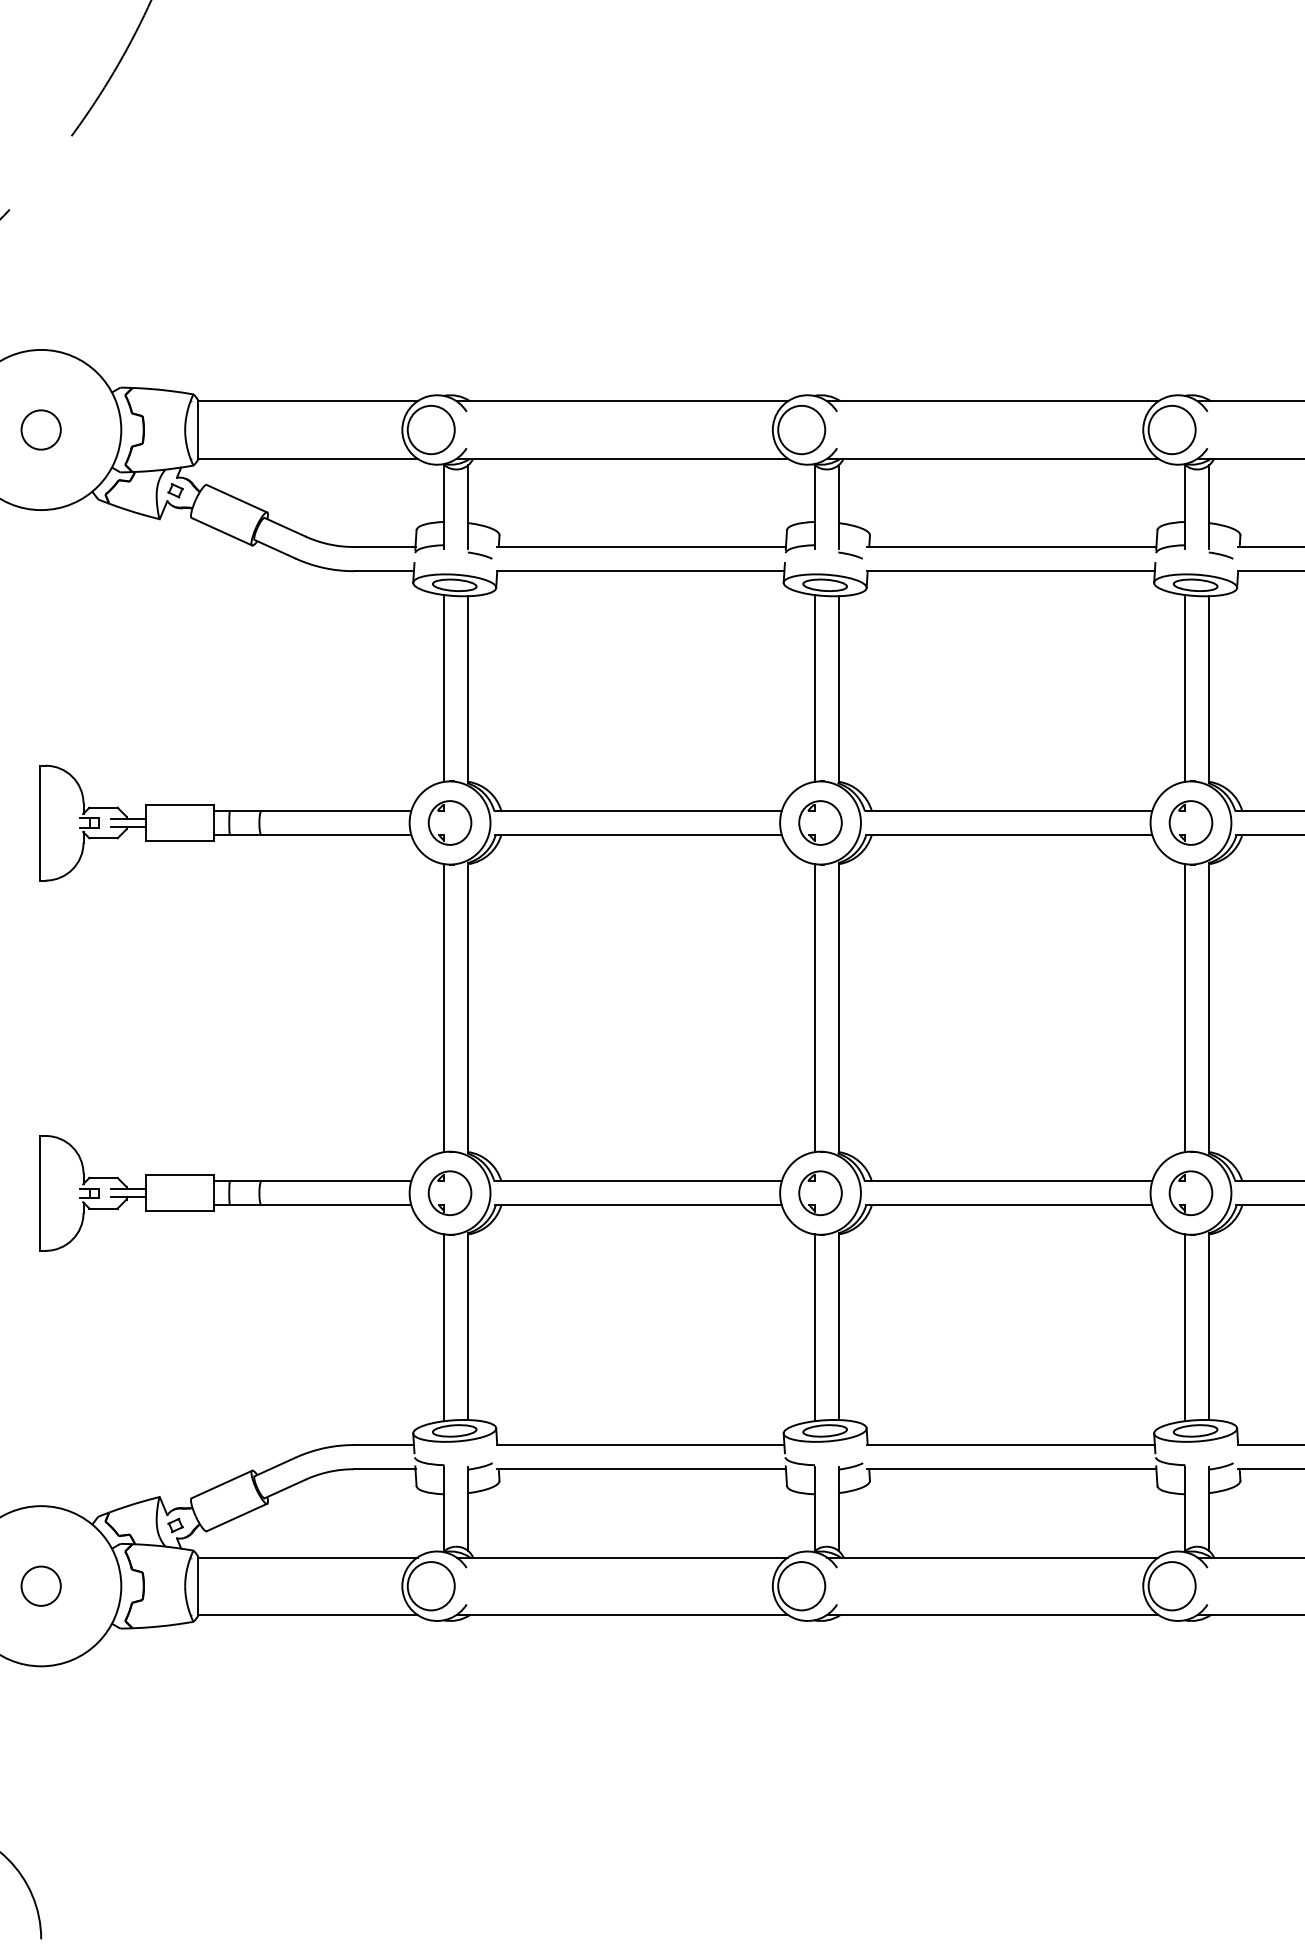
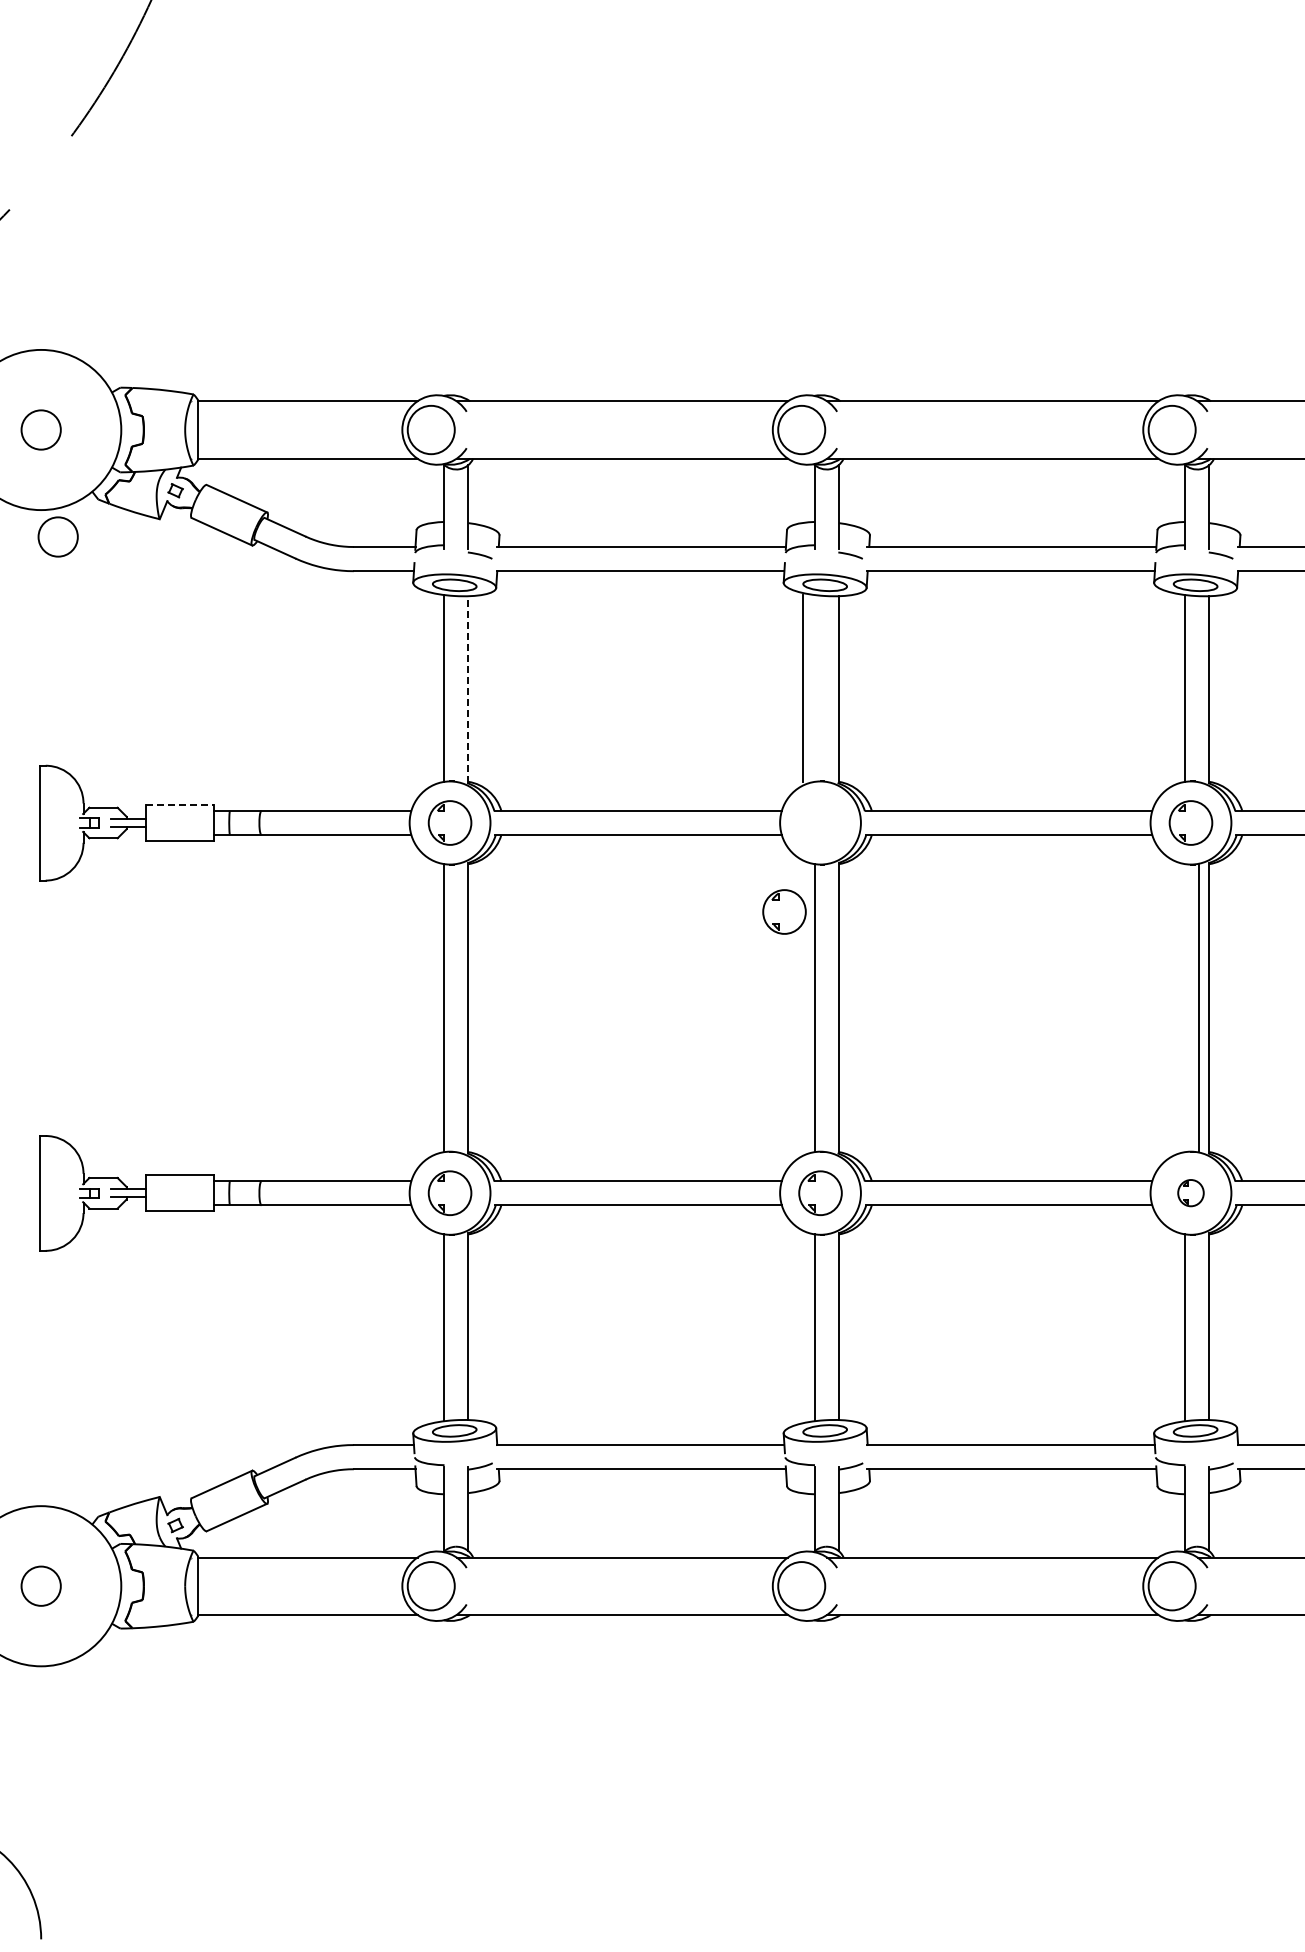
circle: none -> present (57, 536)
line position: (814, 688) -> (802, 688) (802, 688)
line: solid -> dashed (468, 689)
line: solid -> dashed (180, 804)
part position: (820, 822) -> (784, 911) (784, 911)
line position: (1185, 1008) -> (1199, 1008) (1199, 1008)
part size: 46x46 px -> 28x29 px (1190, 1193)
